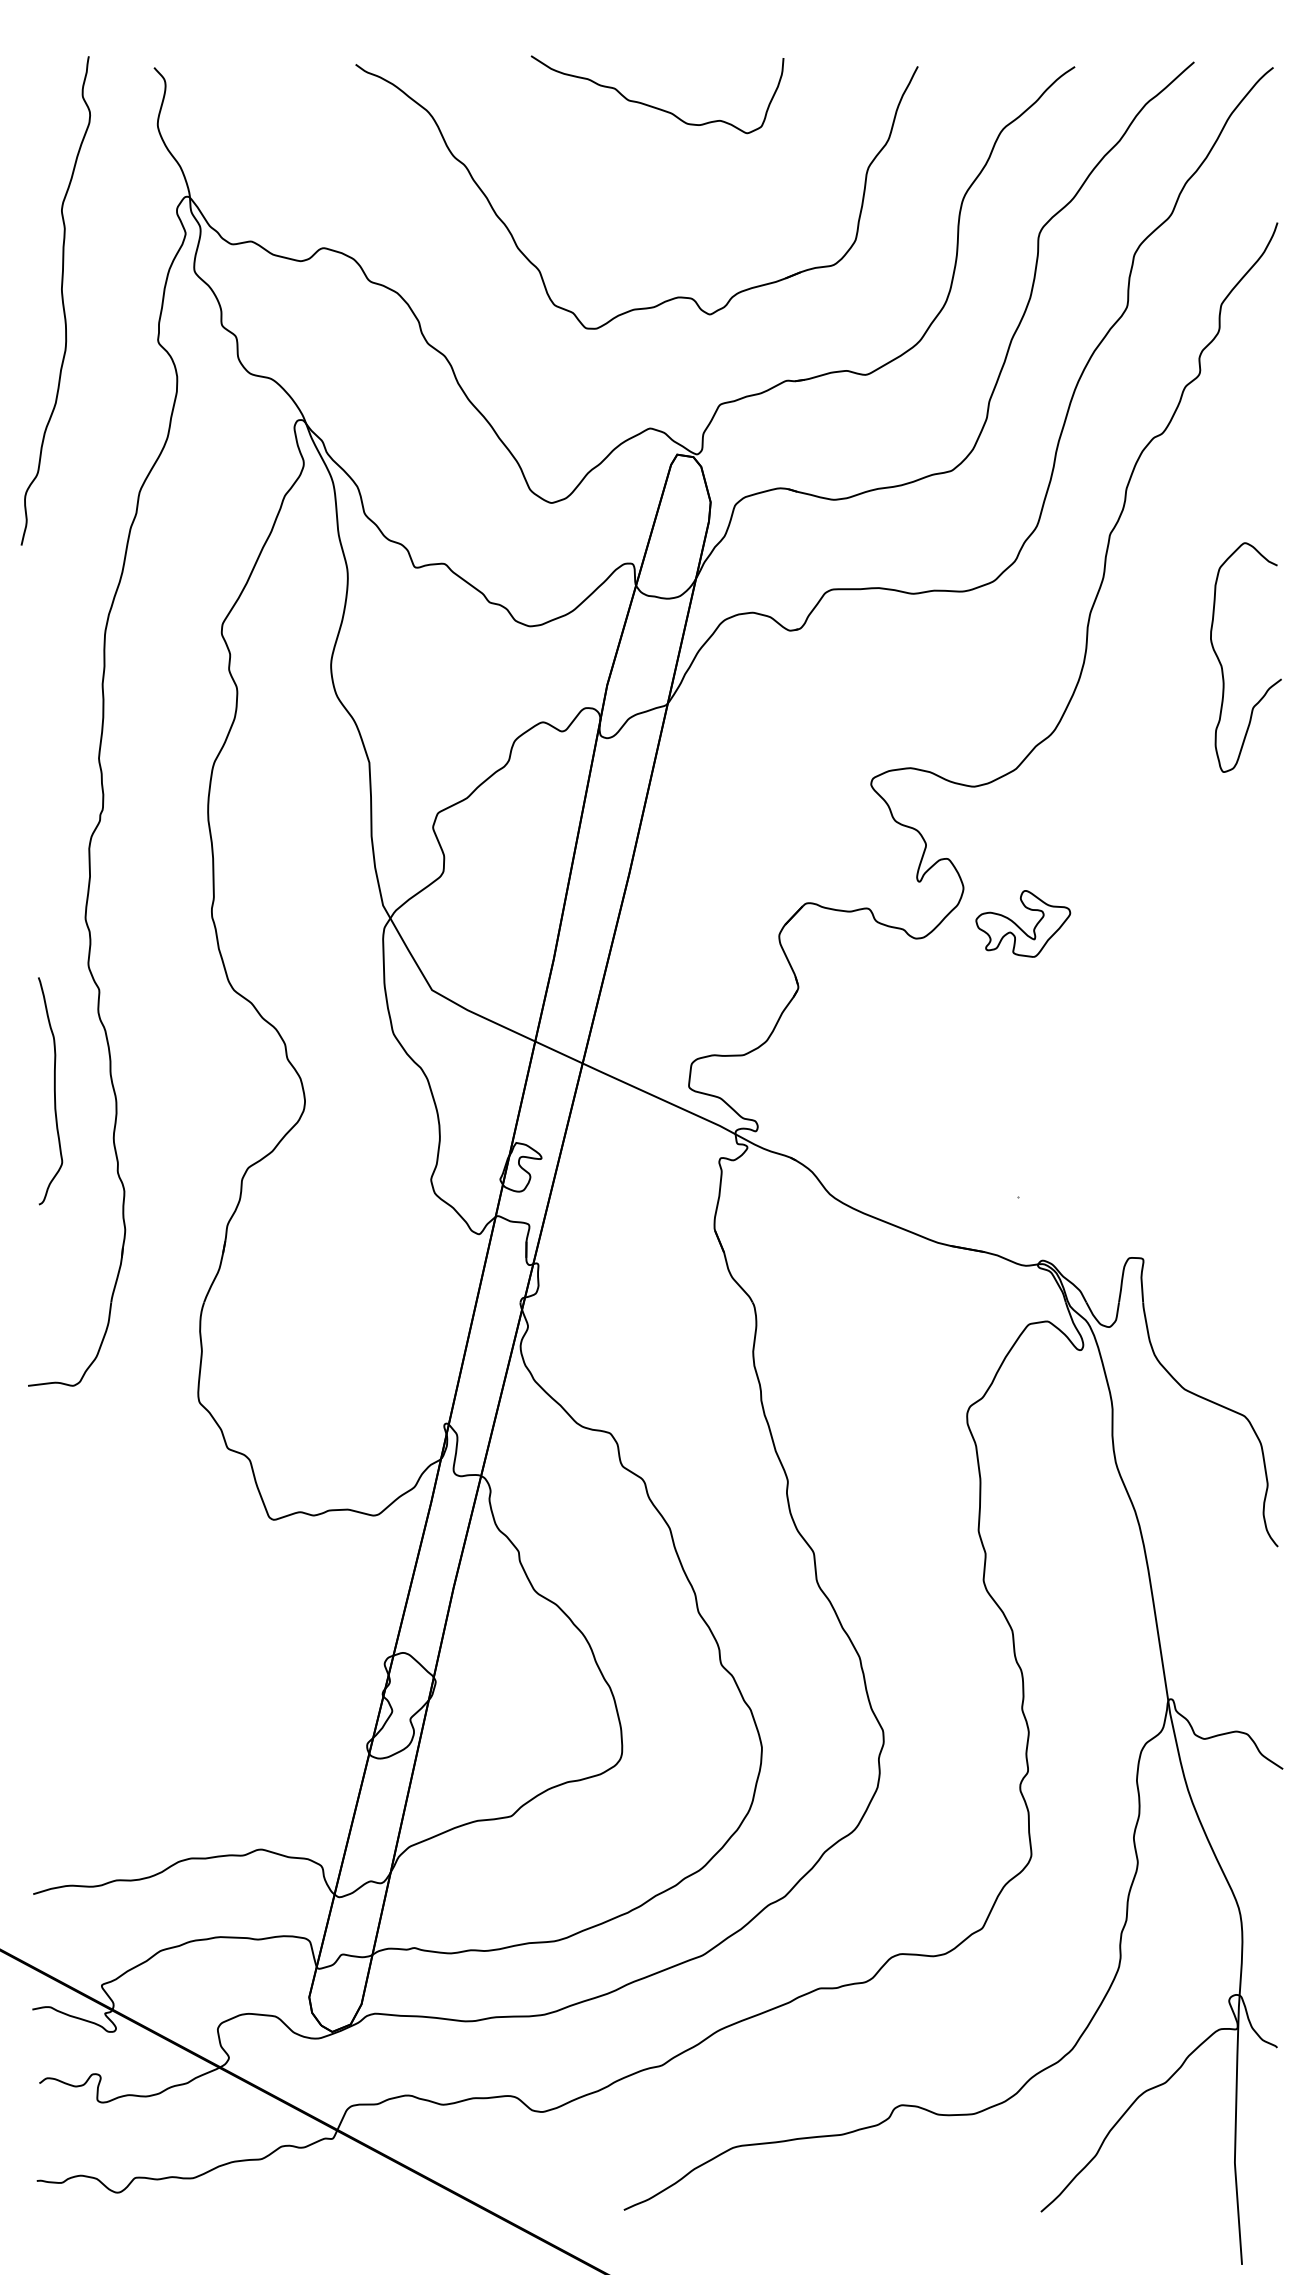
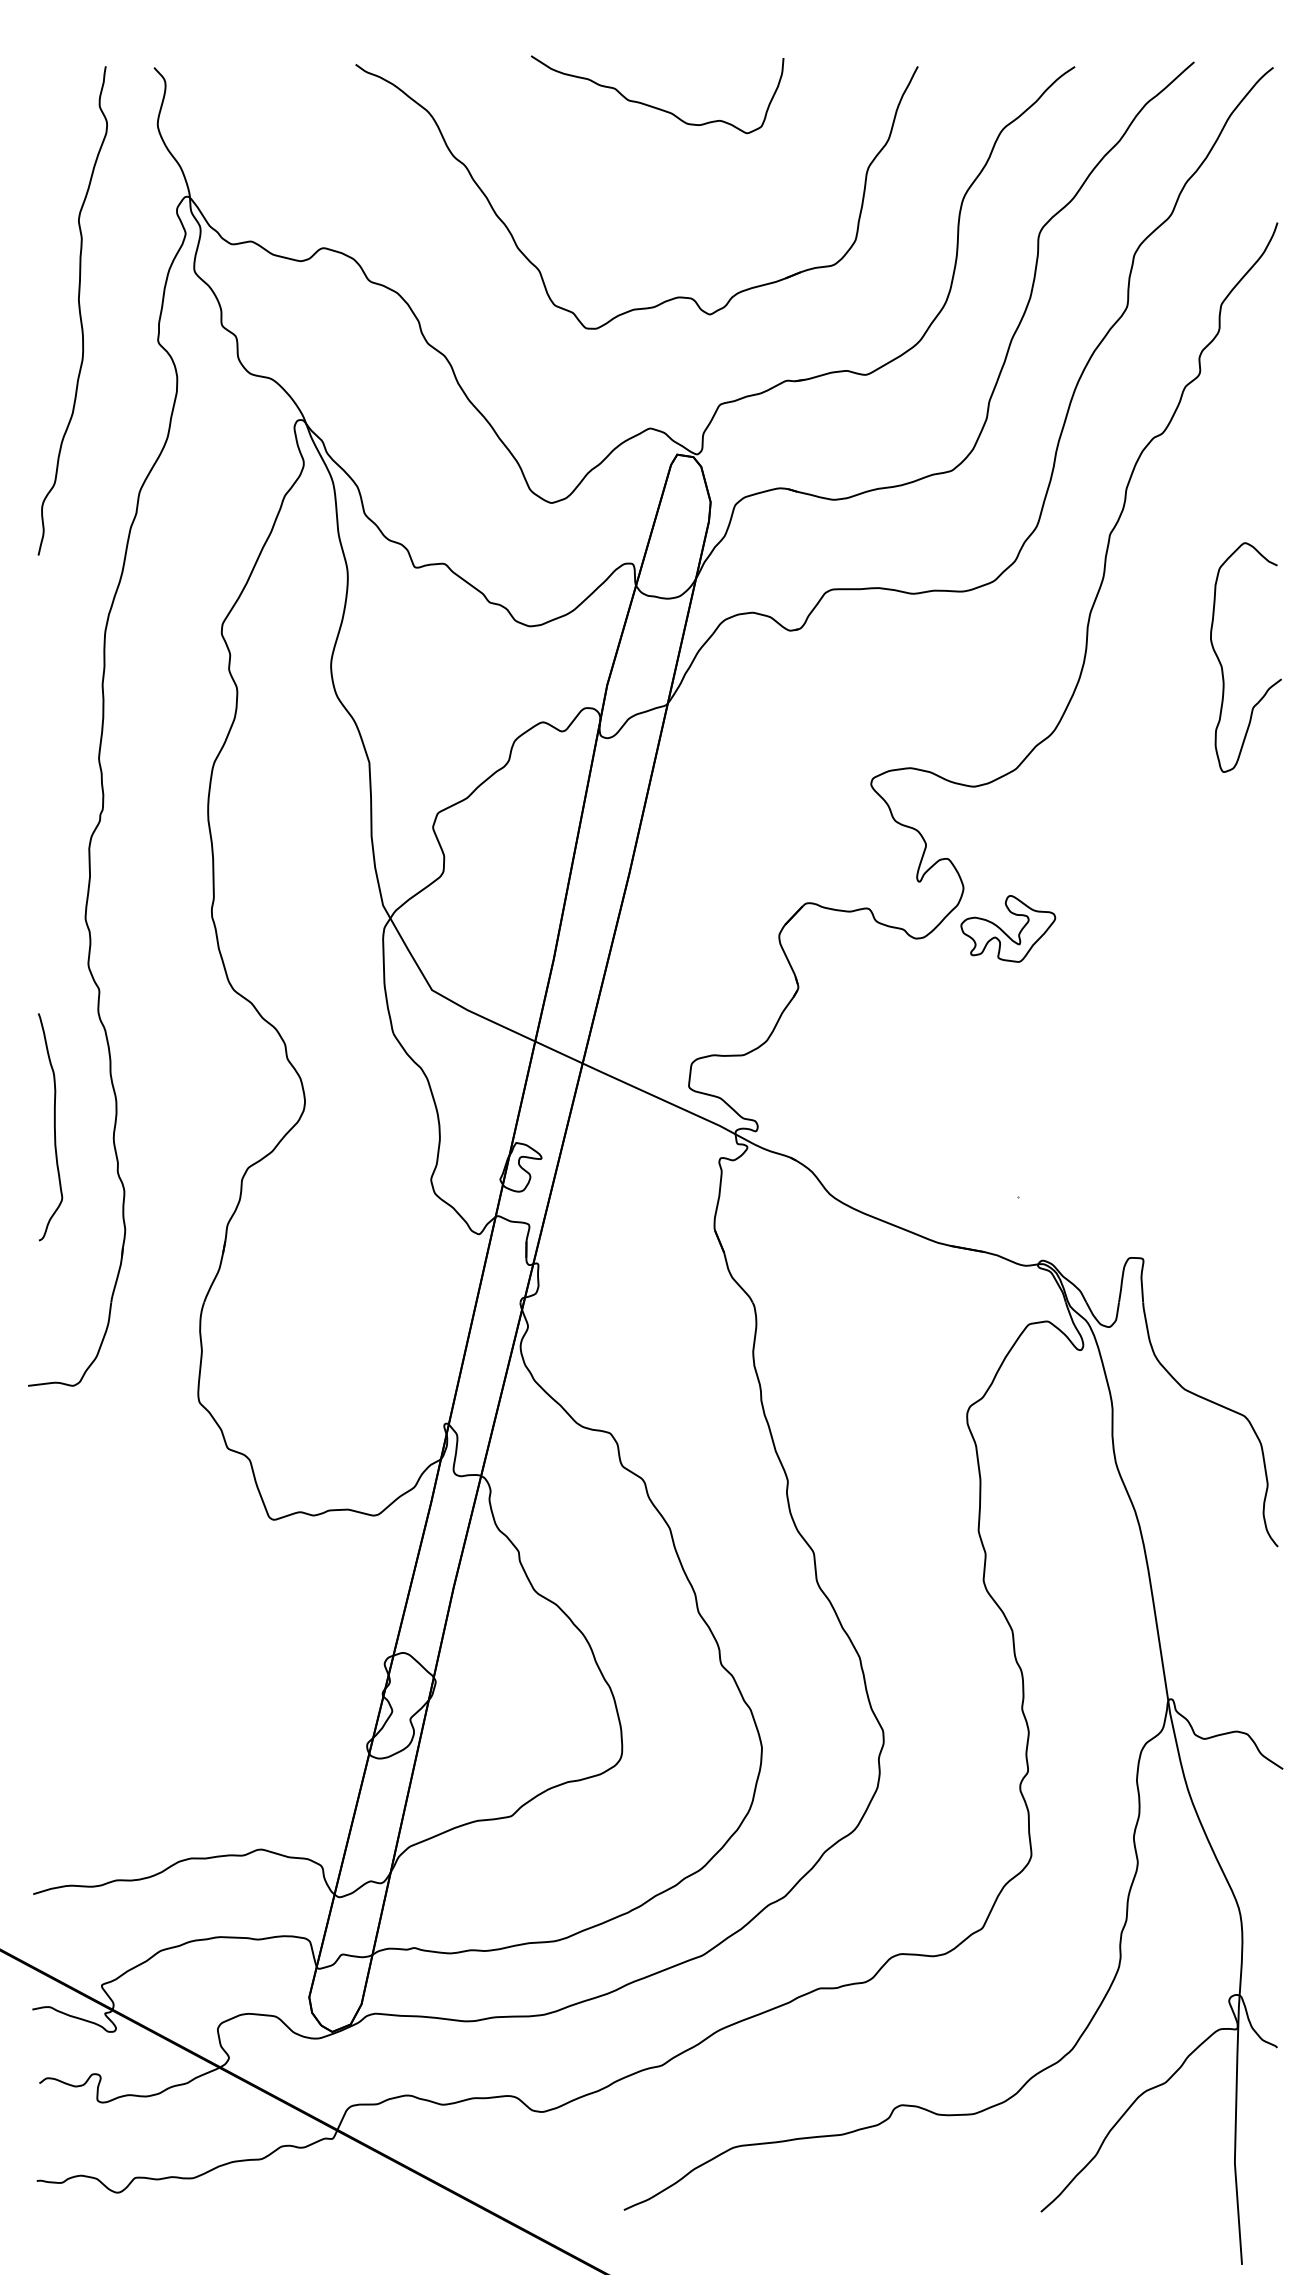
curve position: (61, 300) -> (78, 310) (78, 310)
part position: (1023, 923) -> (1008, 928) (1008, 928)
curve position: (53, 1089) -> (53, 1125) (53, 1125)
